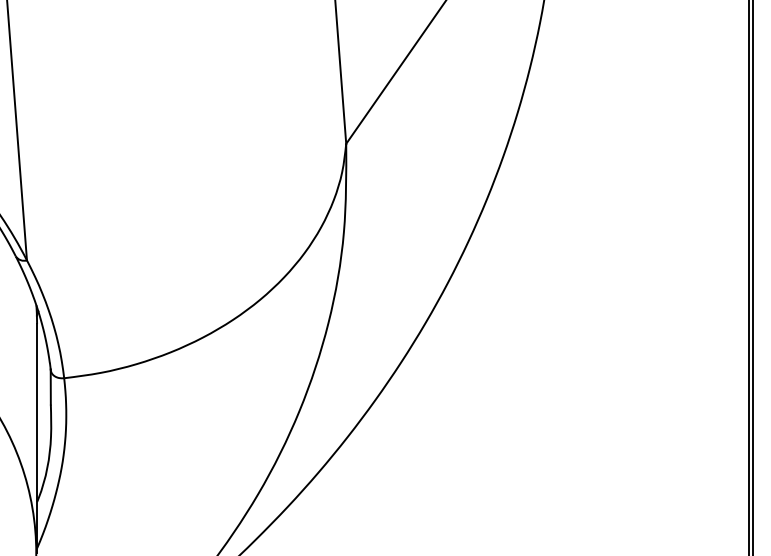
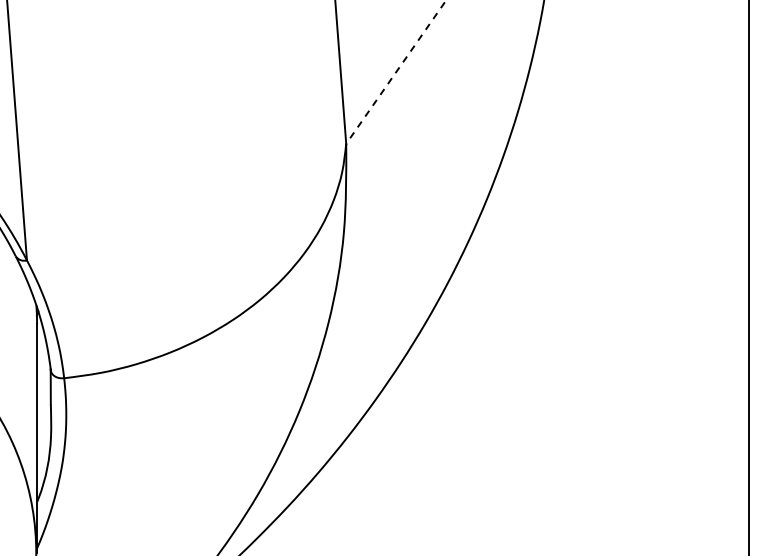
line: solid -> dashed (395, 72)
line: present -> none (752, 277)
